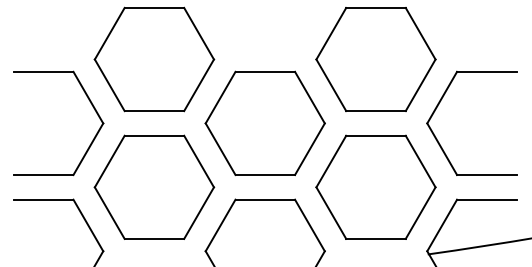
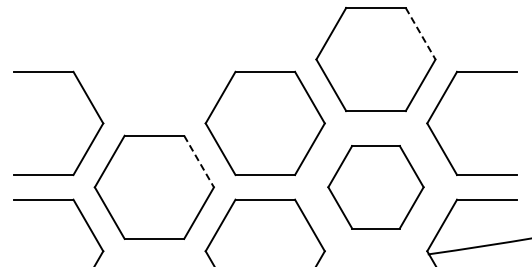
line: solid -> dashed (420, 33)
part: present -> none (154, 59)
line: solid -> dashed (199, 161)
part size: 122x106 px -> 98x85 px (375, 187)
